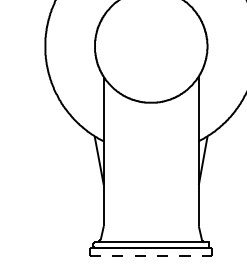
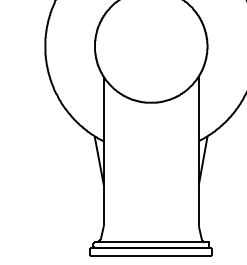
line: dashed -> solid (151, 255)
